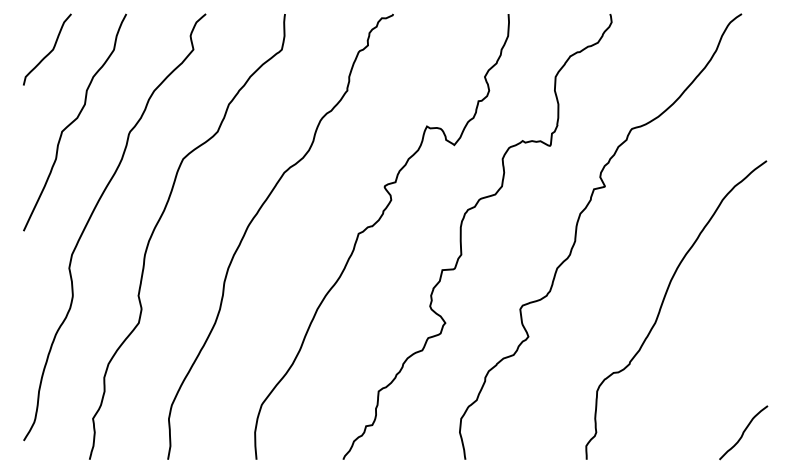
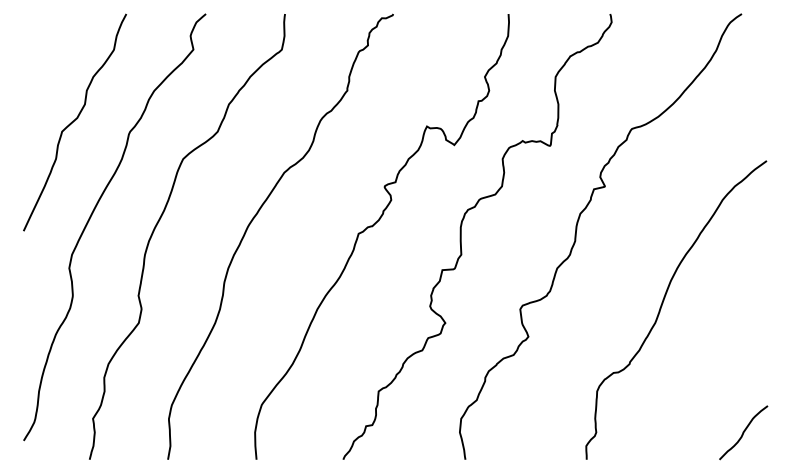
curve: present -> none (49, 51)
